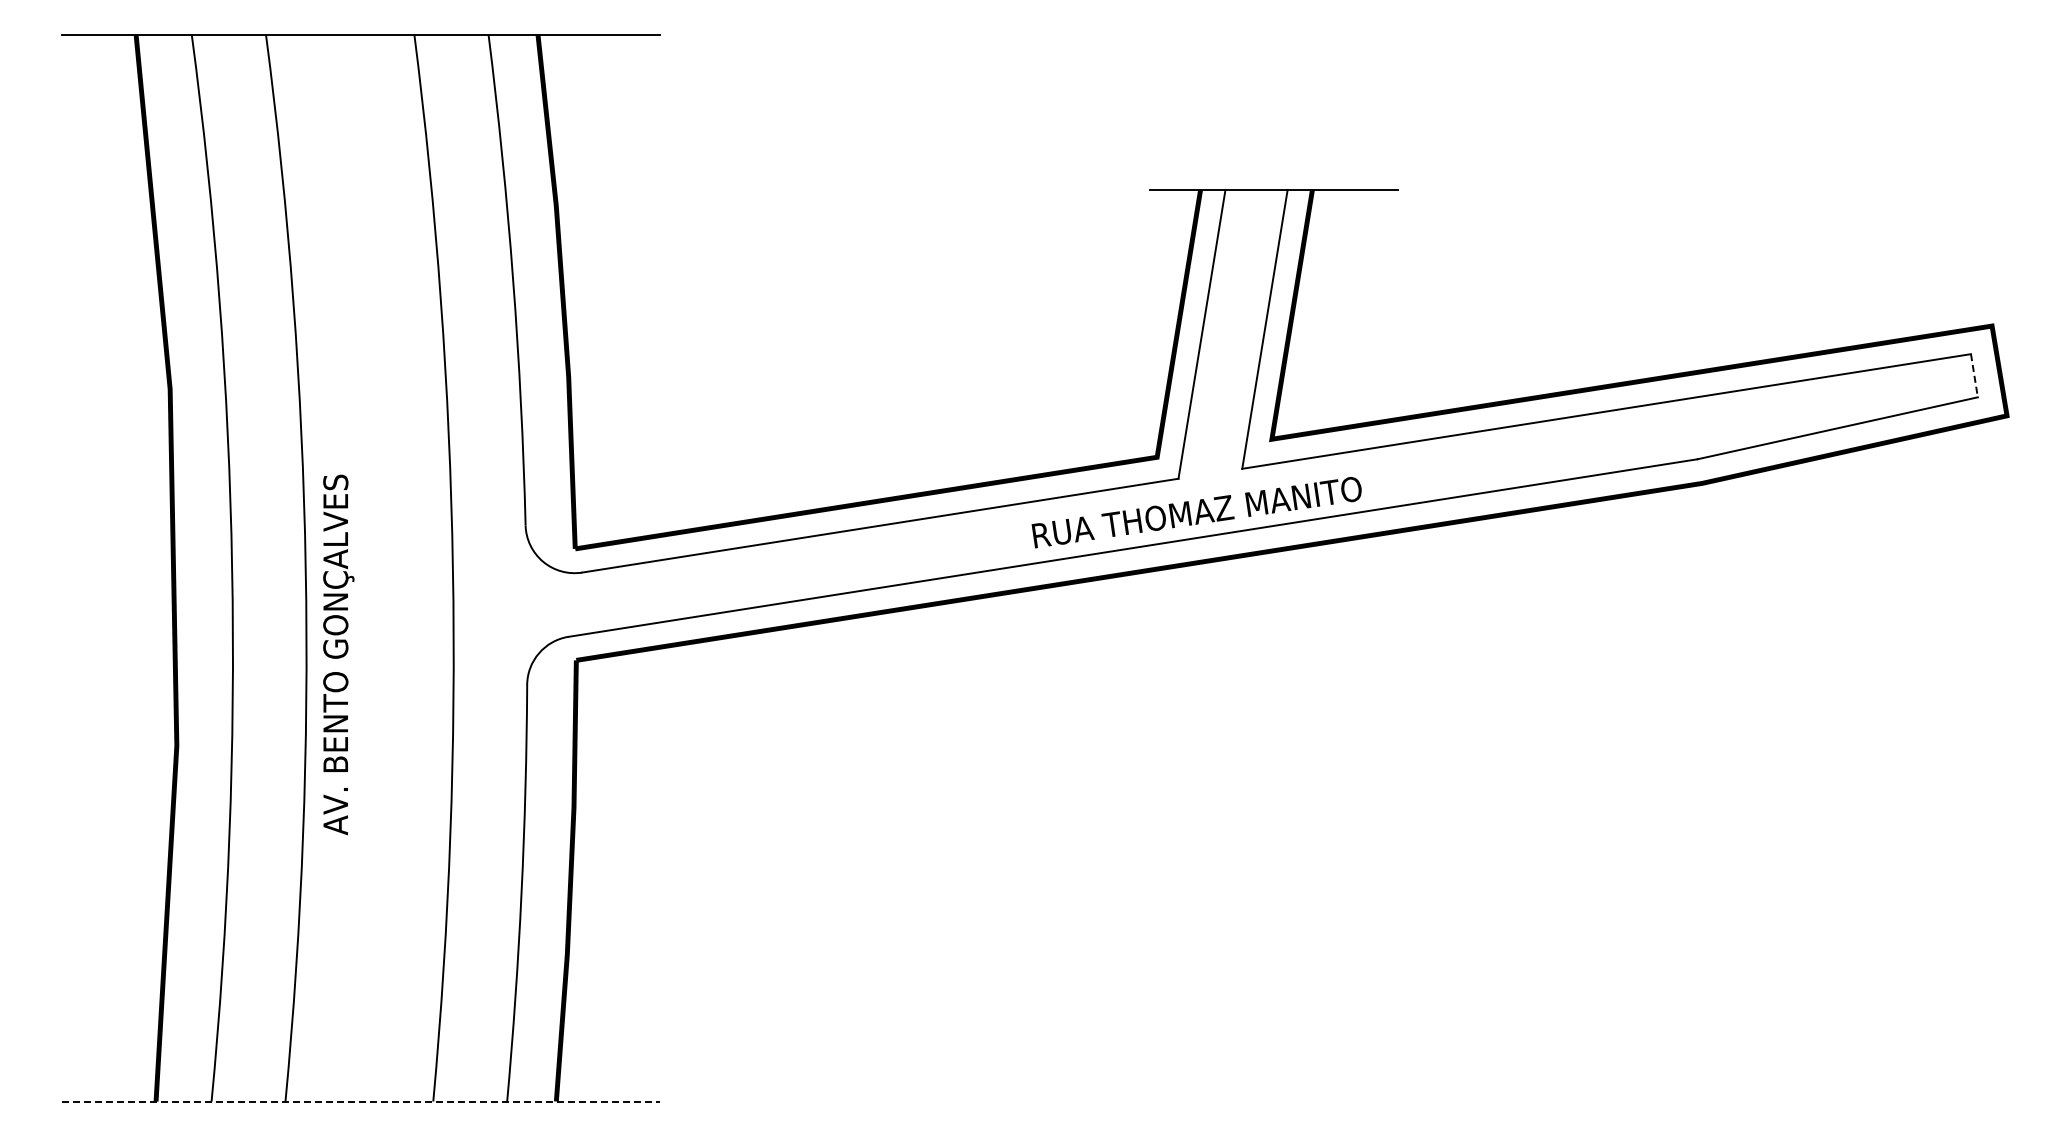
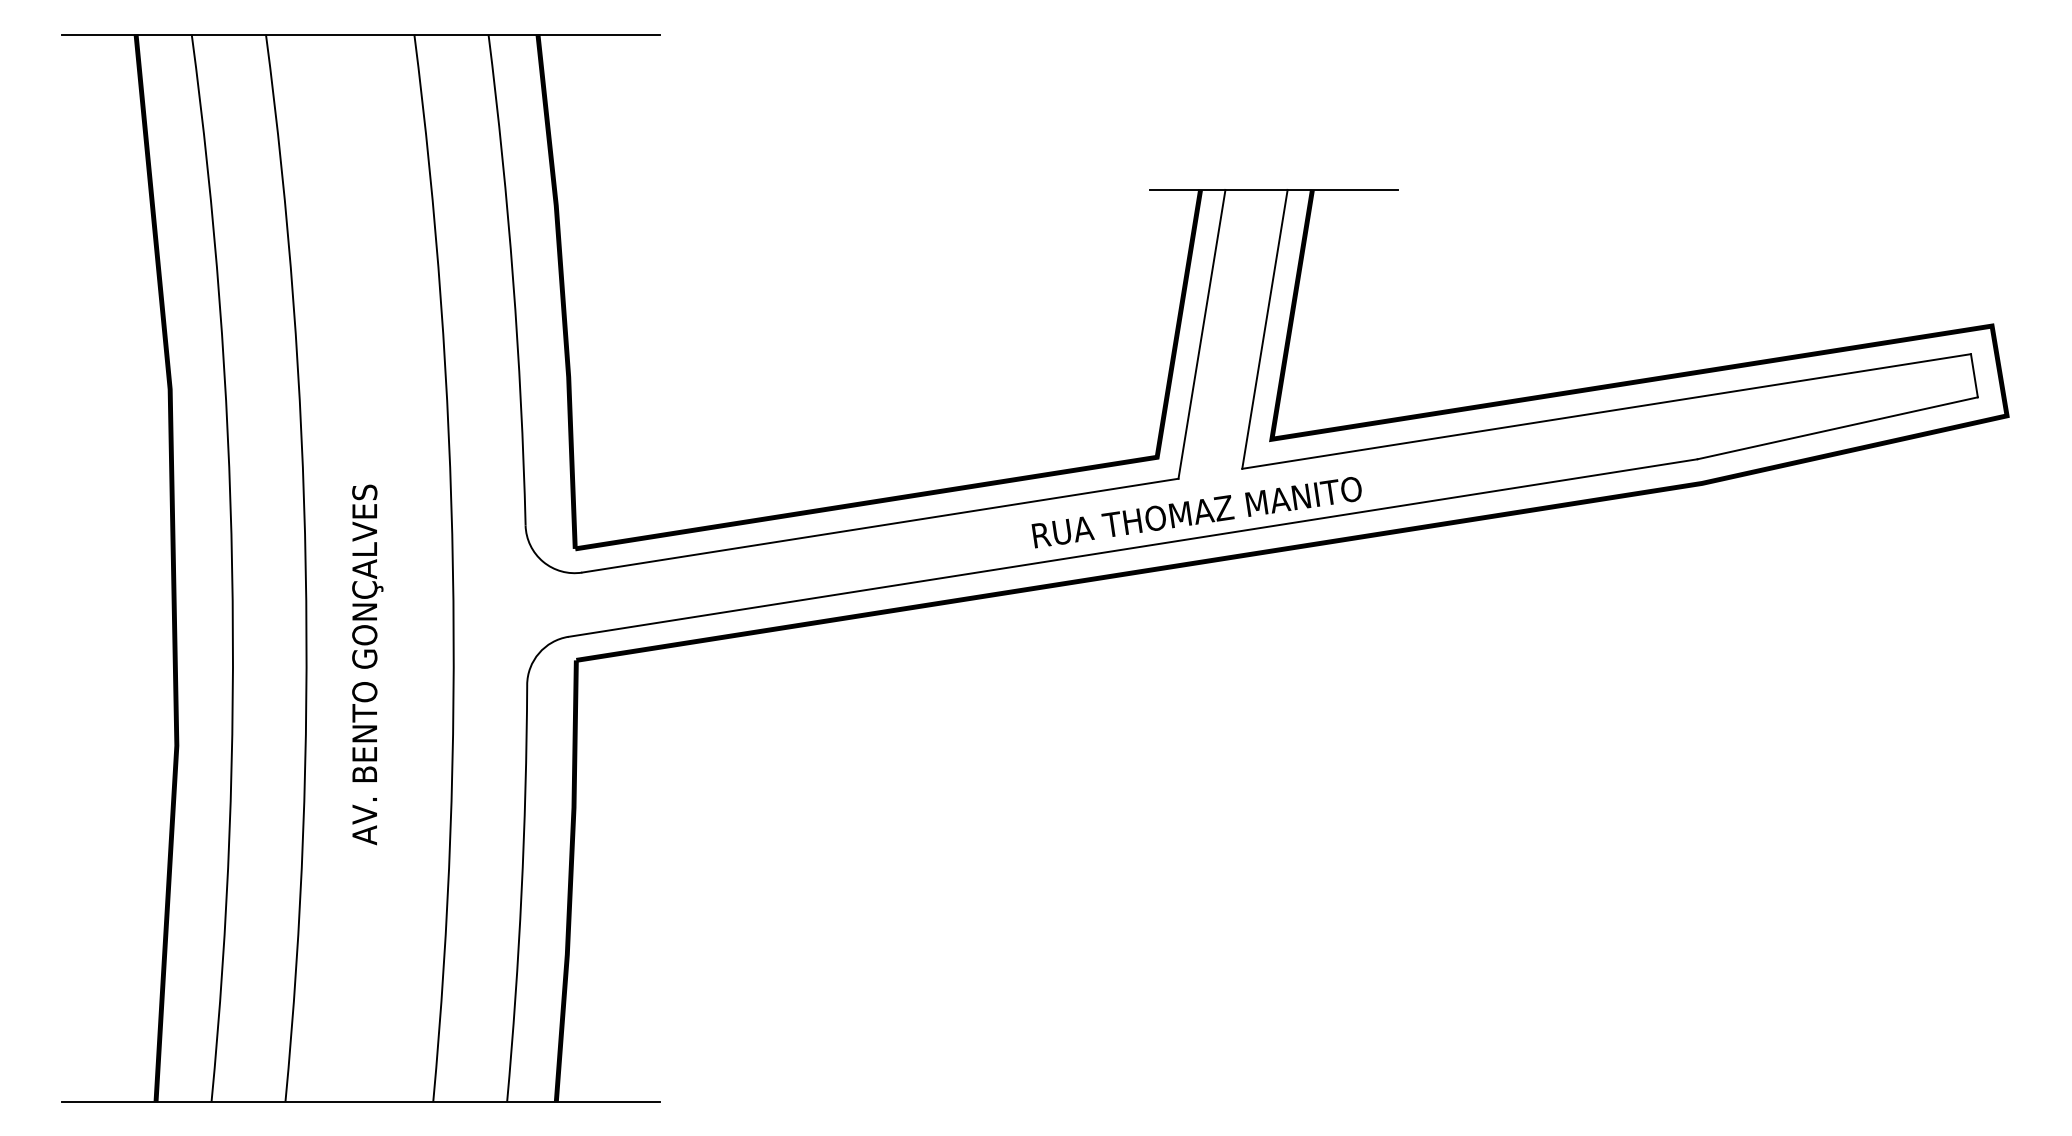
line: dashed -> solid (1974, 375)
text position: (338, 654) -> (367, 664) (367, 664)
line: dashed -> solid (361, 1101)
